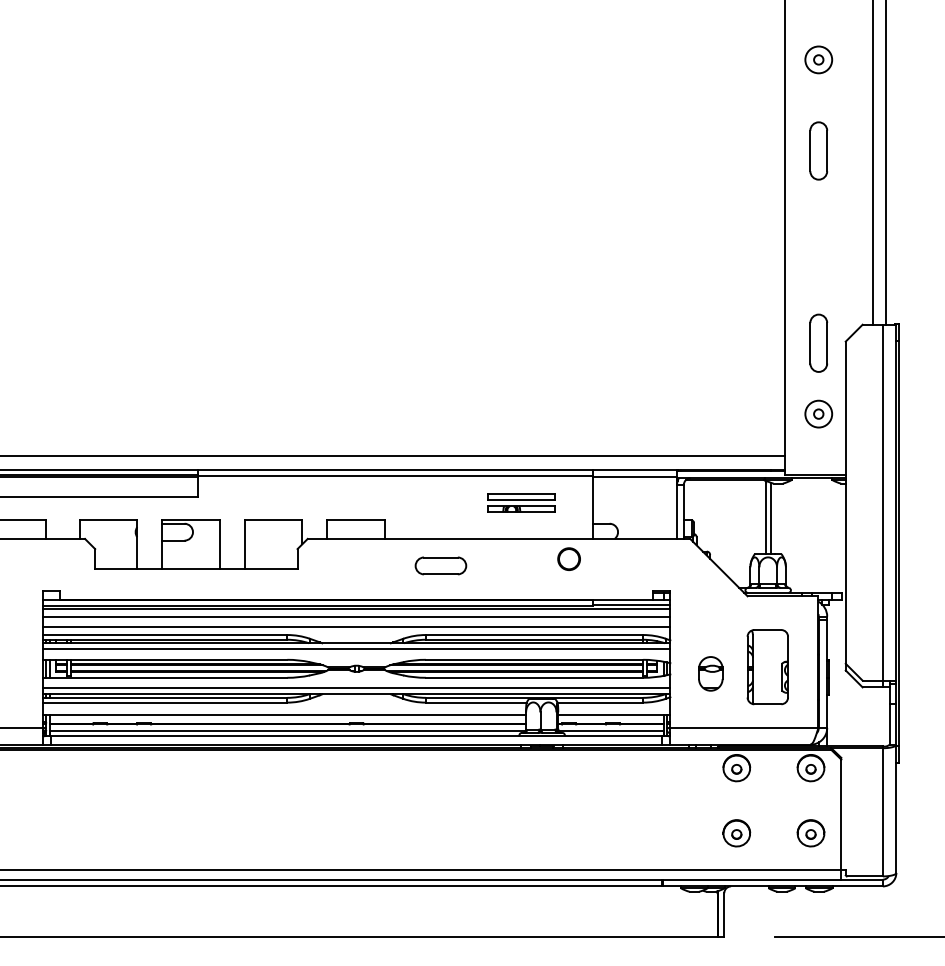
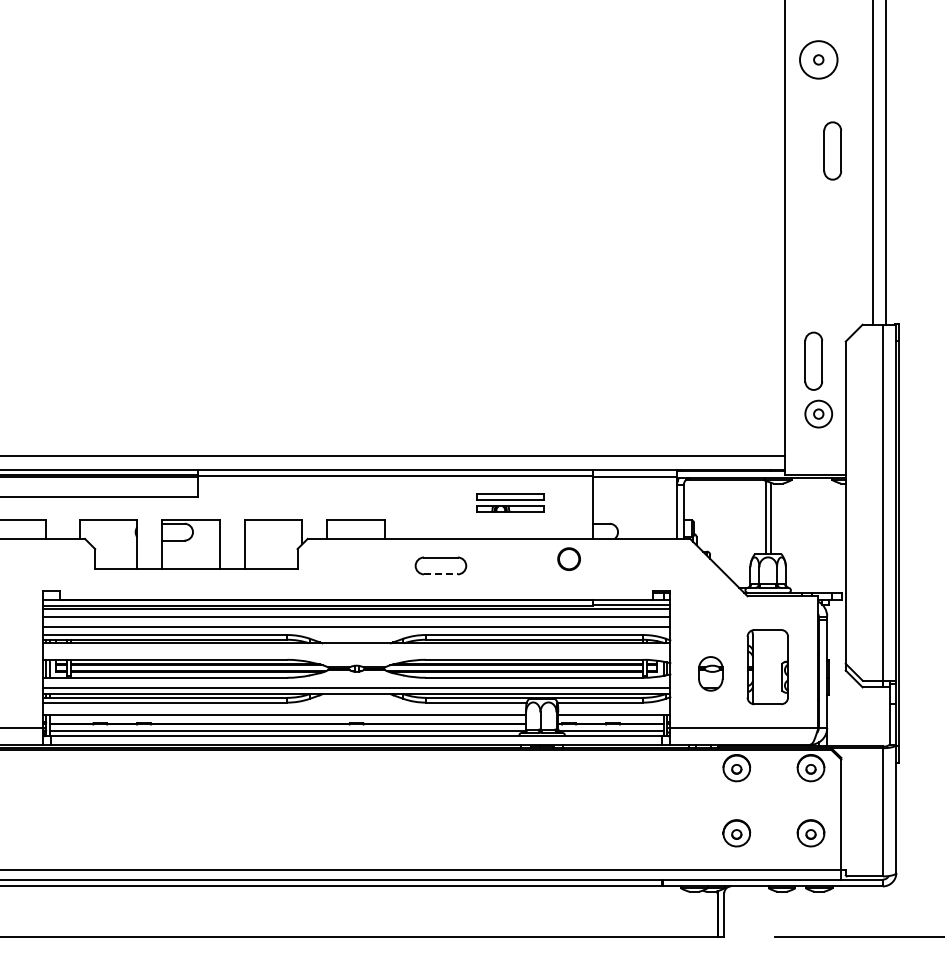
circle diameter: 27 px -> 38 px (818, 59)
part position: (818, 150) -> (832, 150) (832, 150)
part position: (818, 342) -> (813, 360) (813, 360)
part position: (521, 502) -> (510, 502) (510, 502)
line: solid -> dashed (440, 574)
line: present -> none (356, 649)
